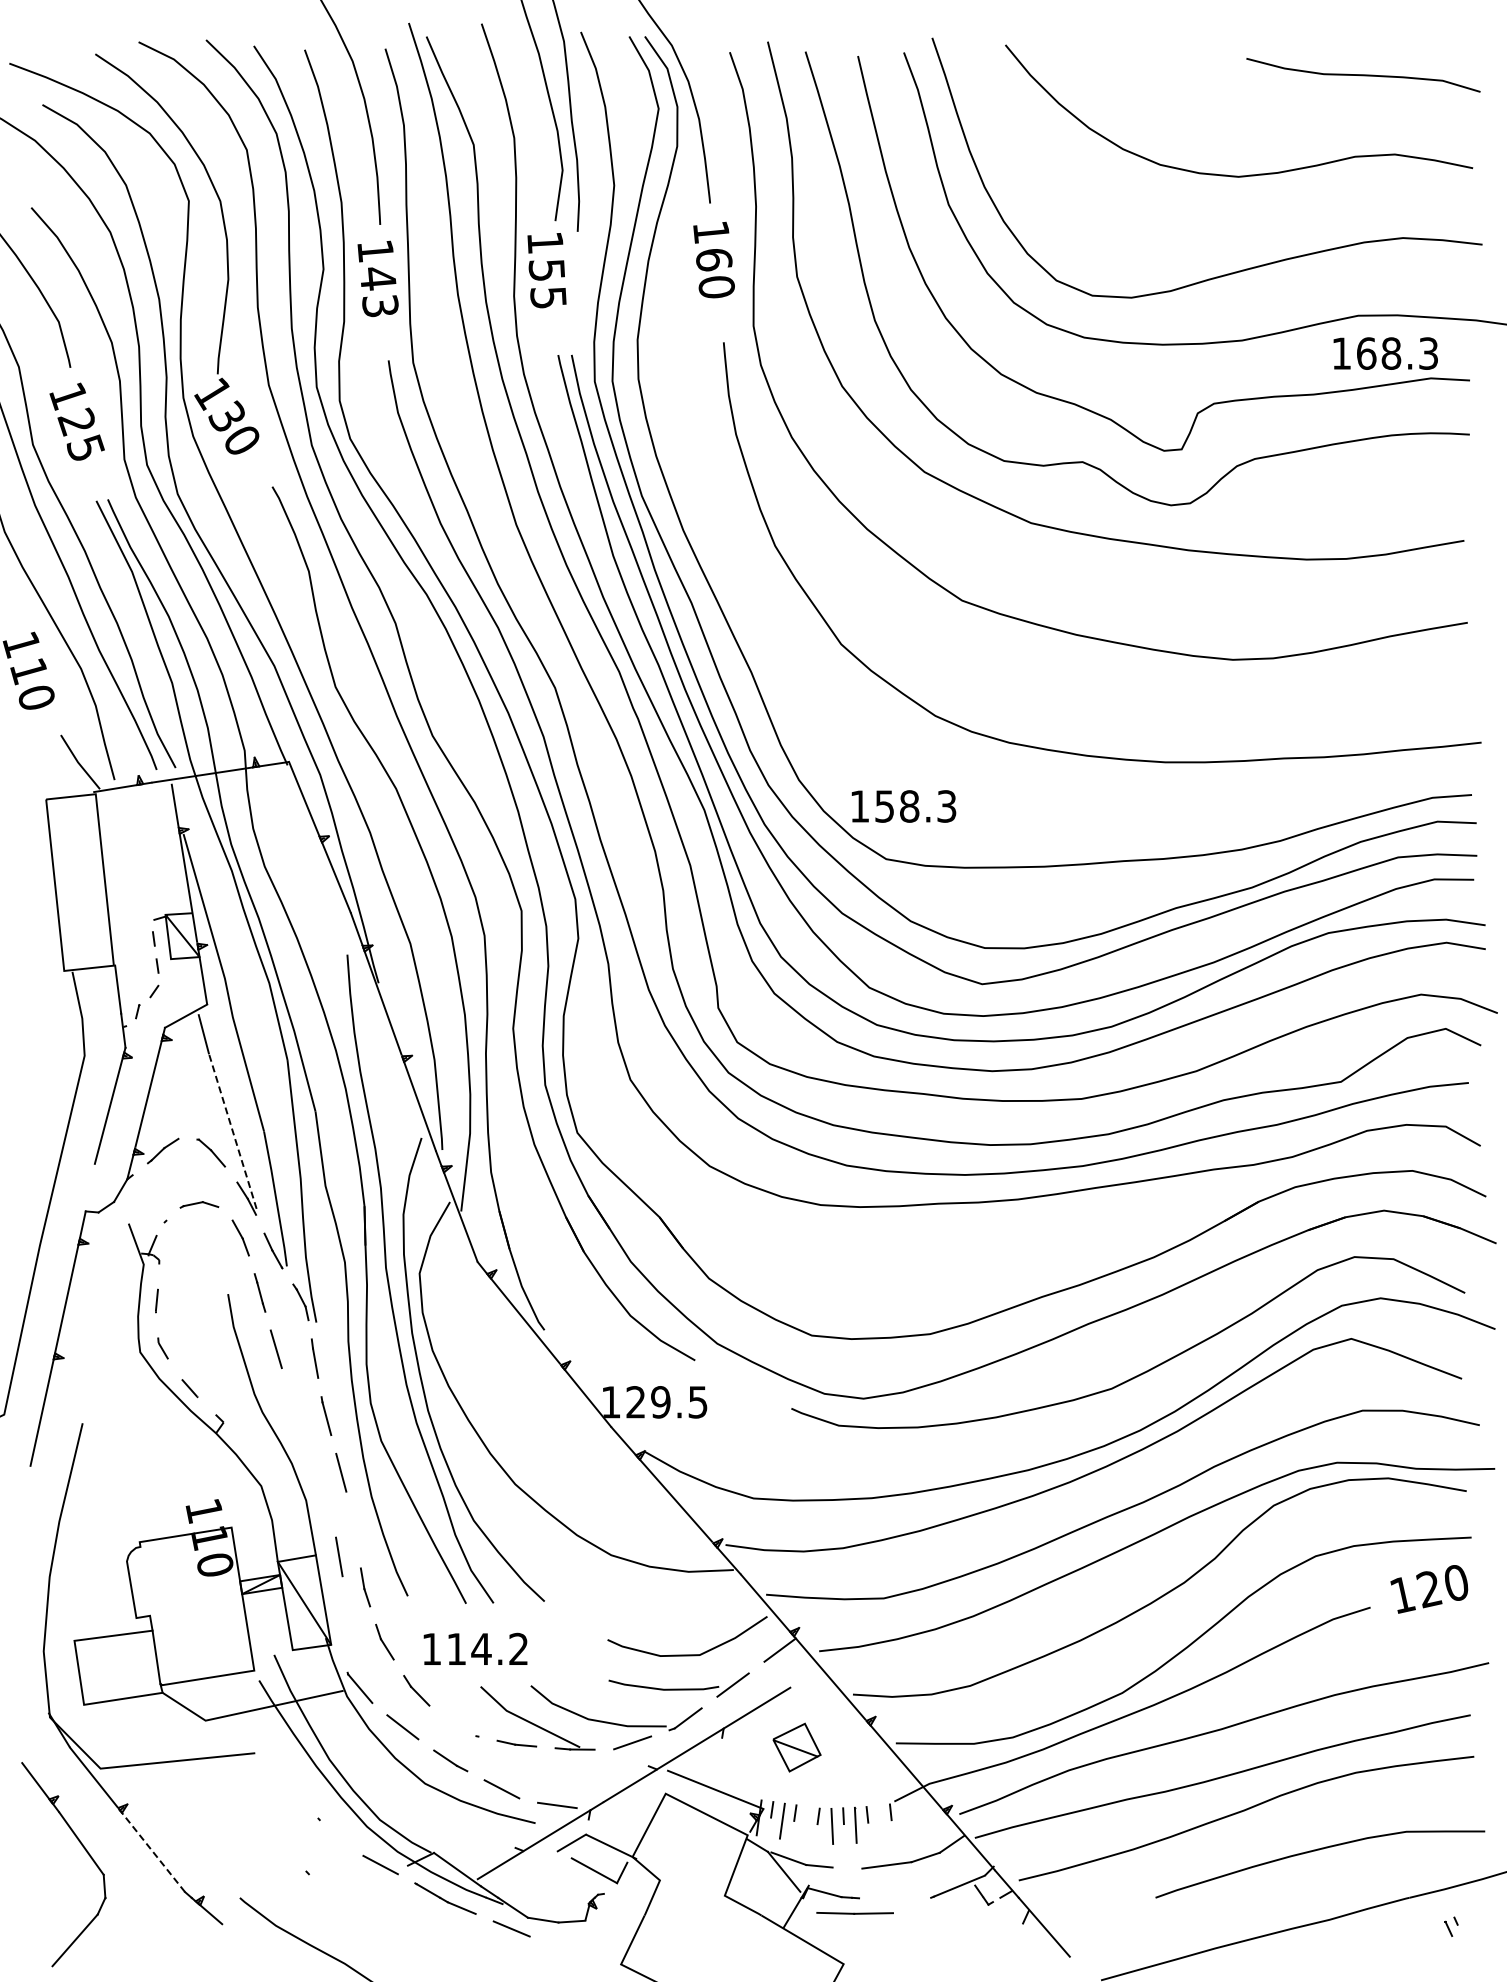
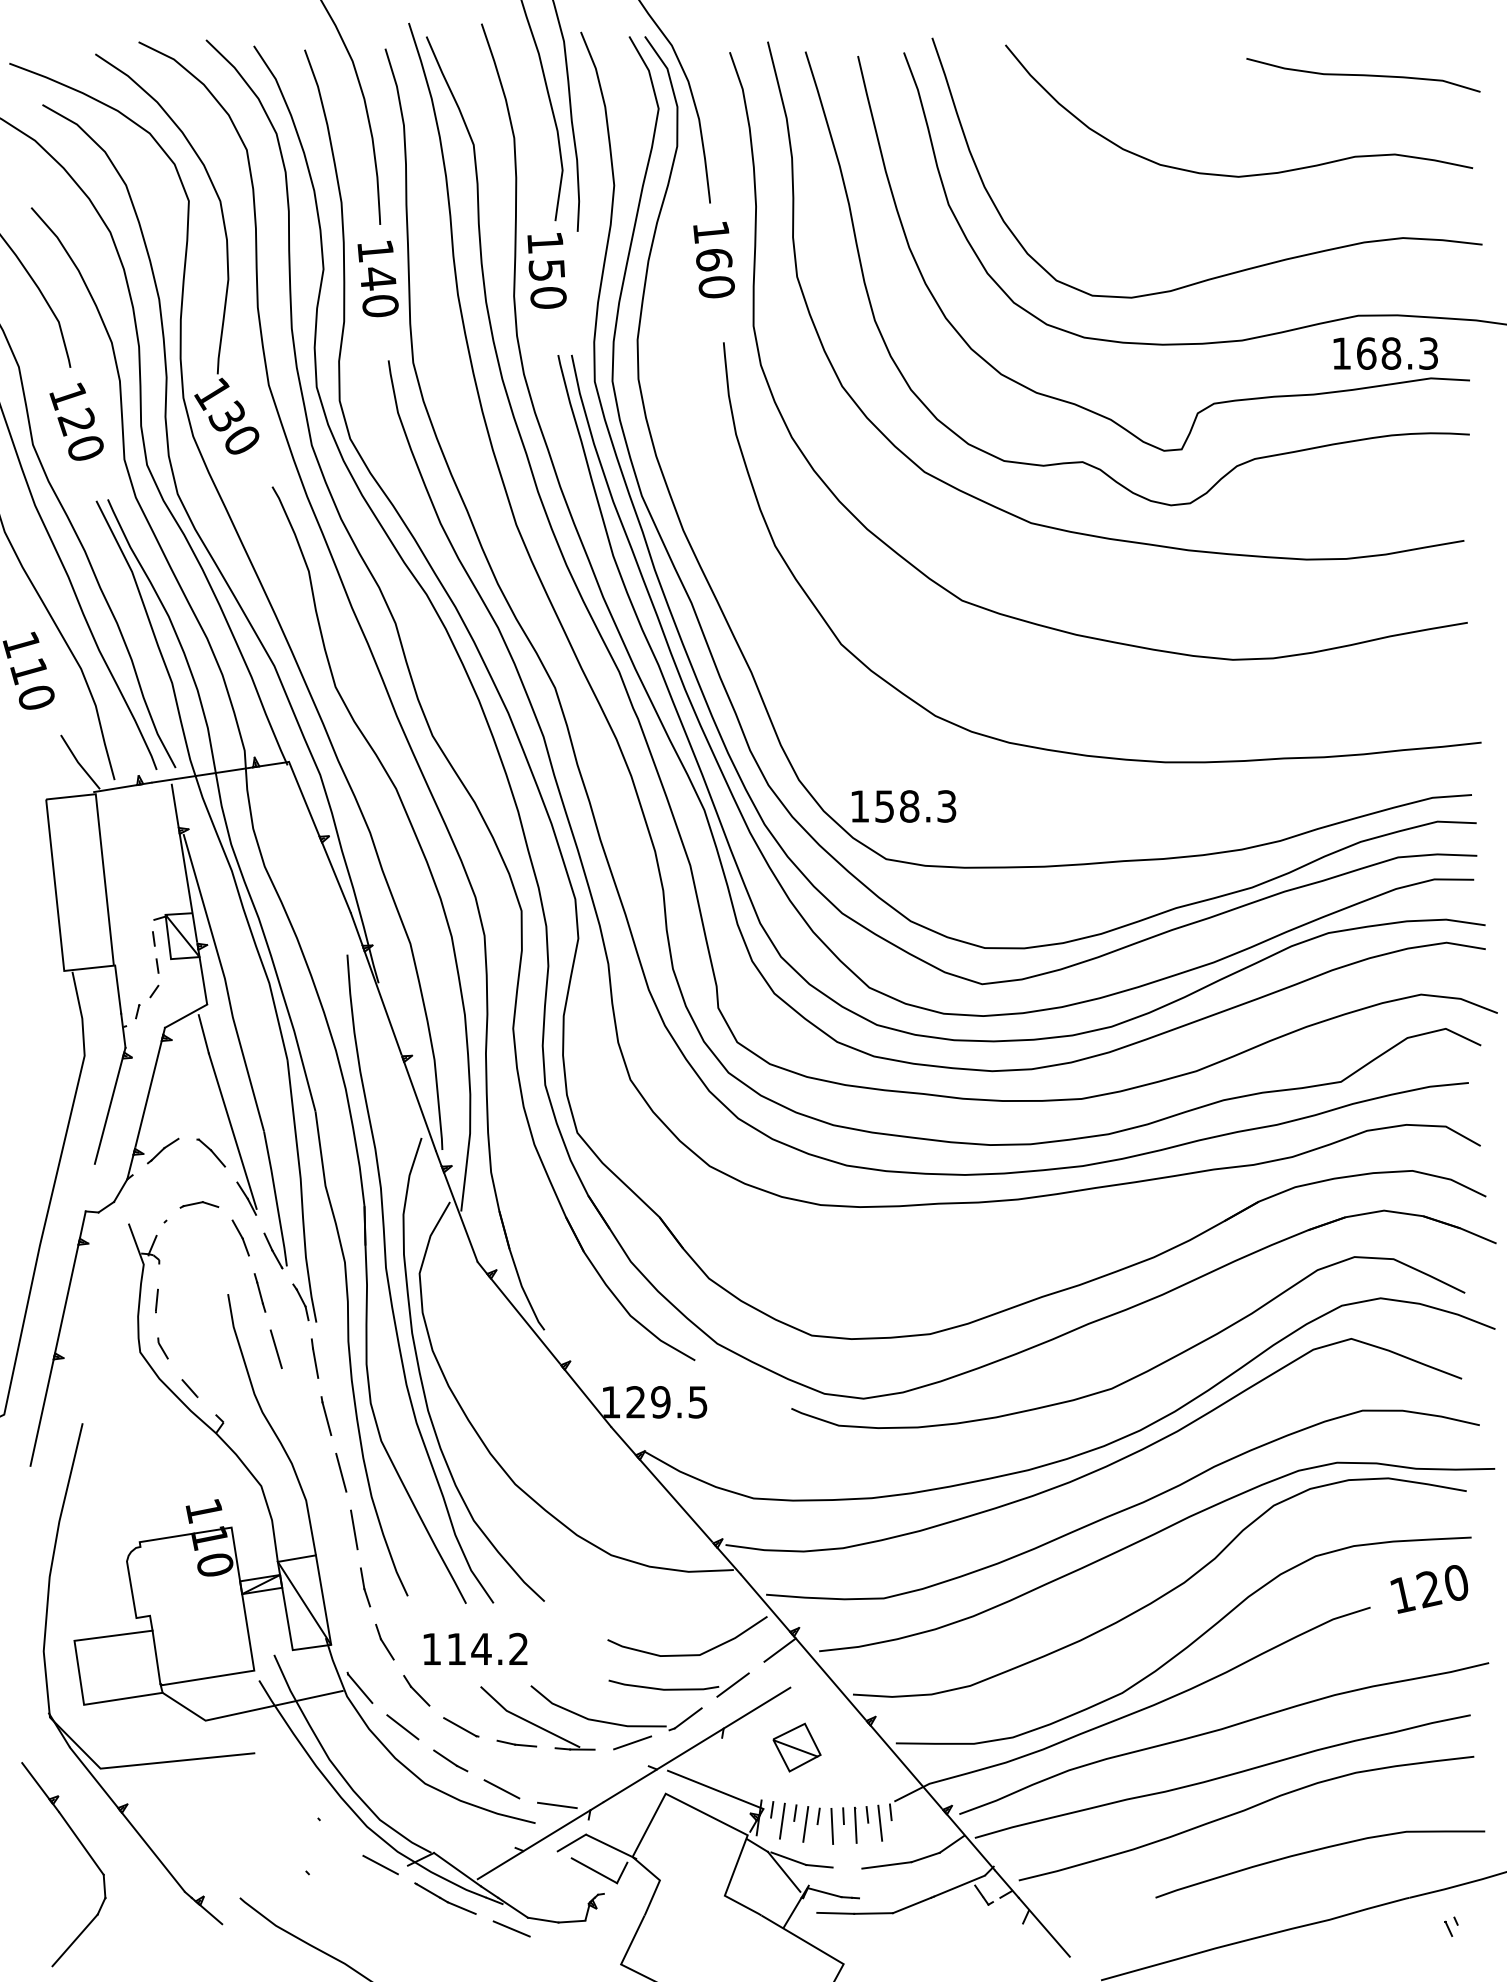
text: 155 -> 150 (548, 297)
text: 143 -> 140 (380, 306)
text: 125 -> 120 (85, 447)
line: dashed -> solid (232, 1130)
line position: (339, 1556) -> (354, 1529) (354, 1529)
line: none -> present (460, 1727)
line: none -> present (880, 1822)
line: none -> present (805, 1824)
line: dashed -> solid (150, 1848)
line: none -> present (912, 1905)
